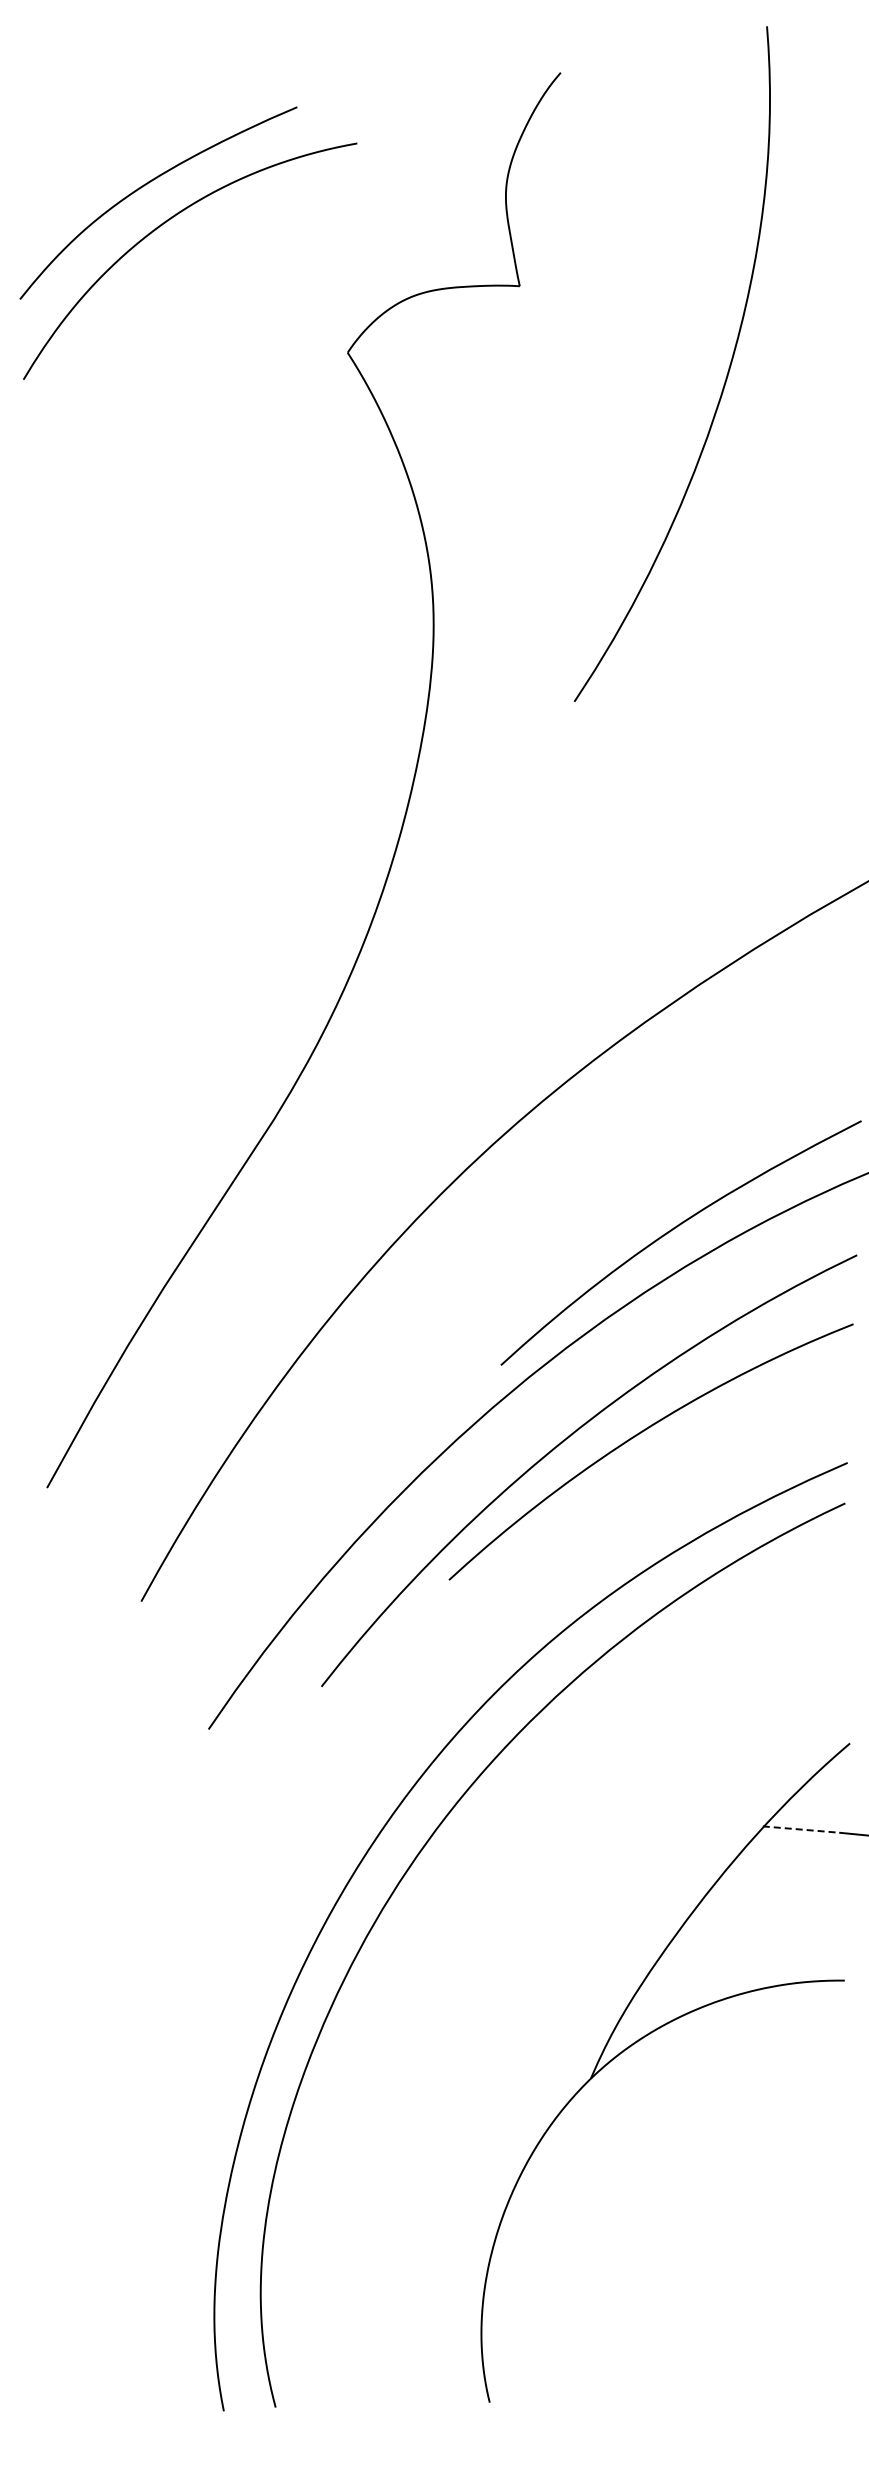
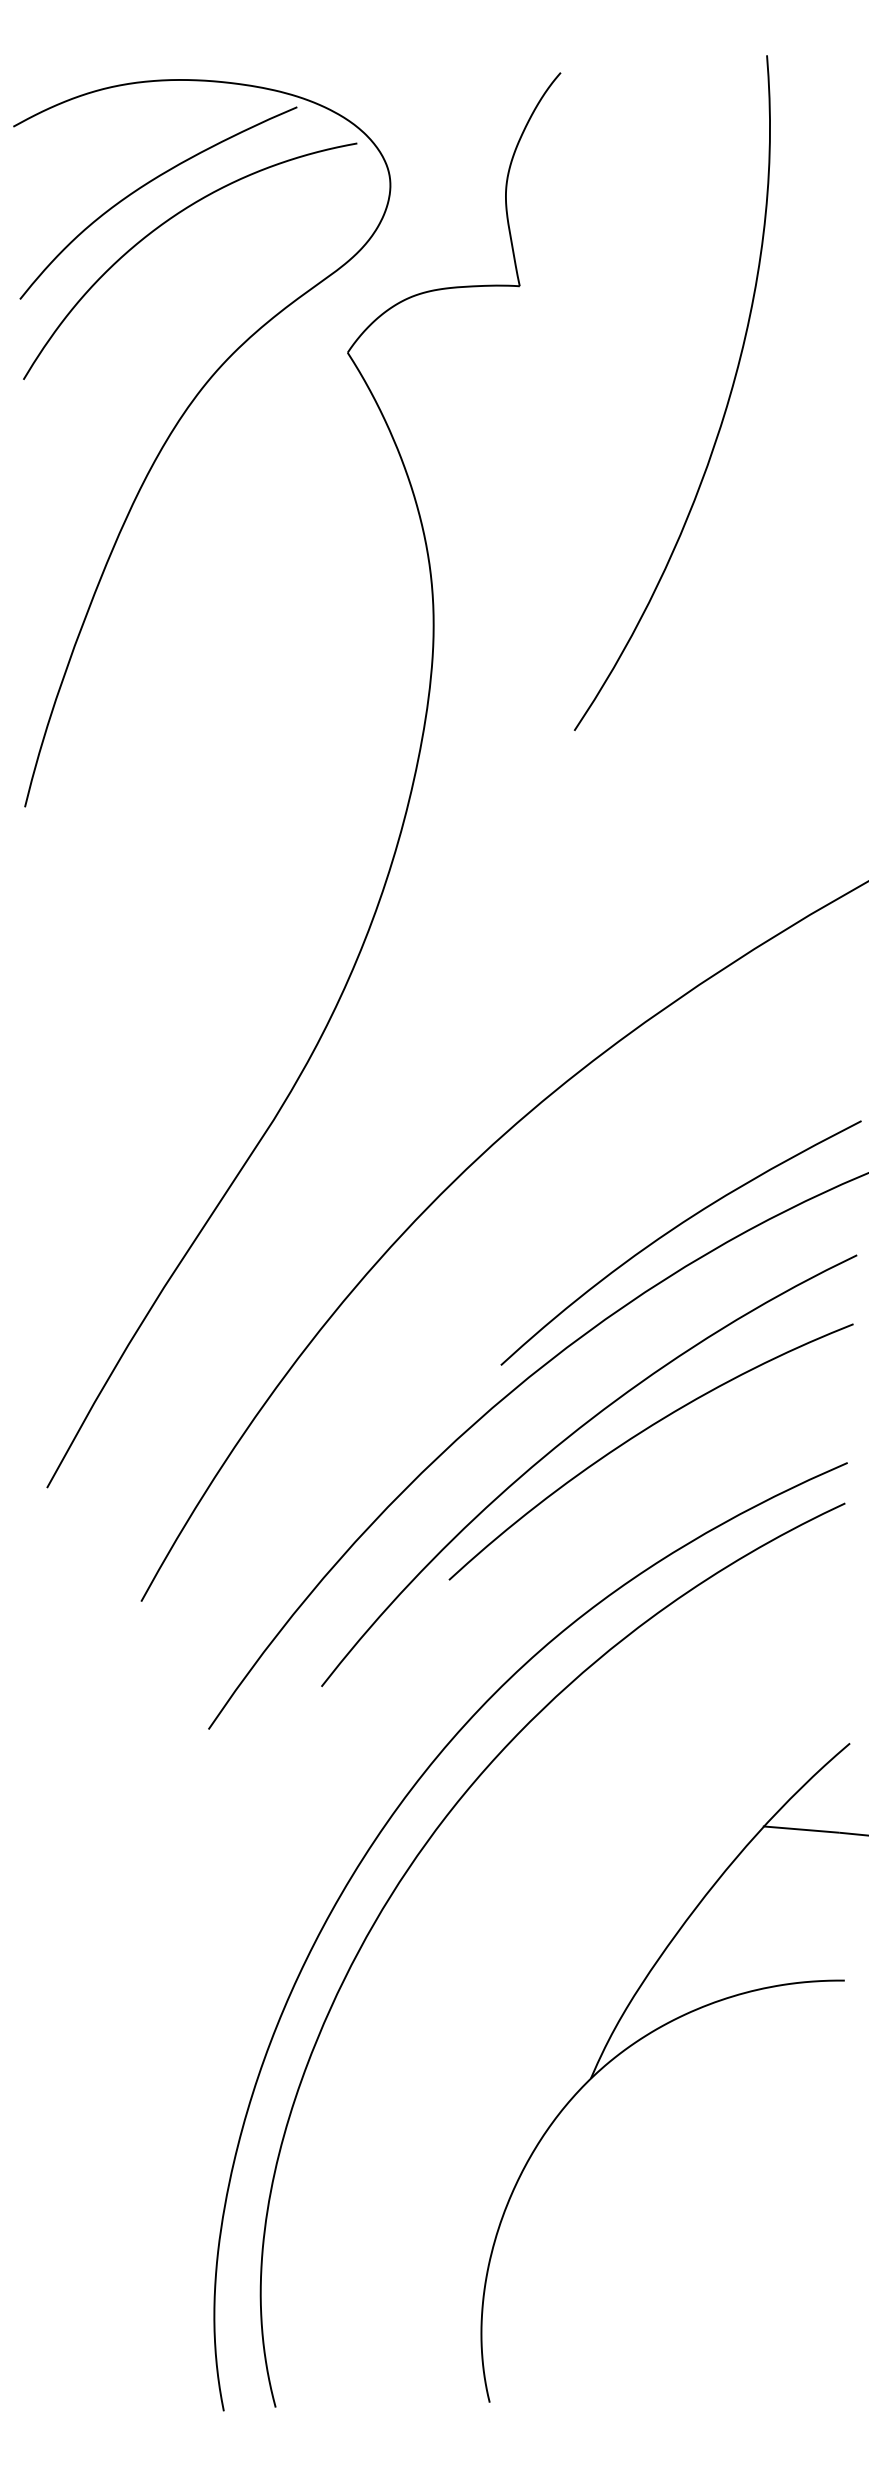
curve position: (724, 381) -> (724, 410) (724, 410)
curve: none -> present (177, 425)
line: dashed -> solid (801, 1829)
